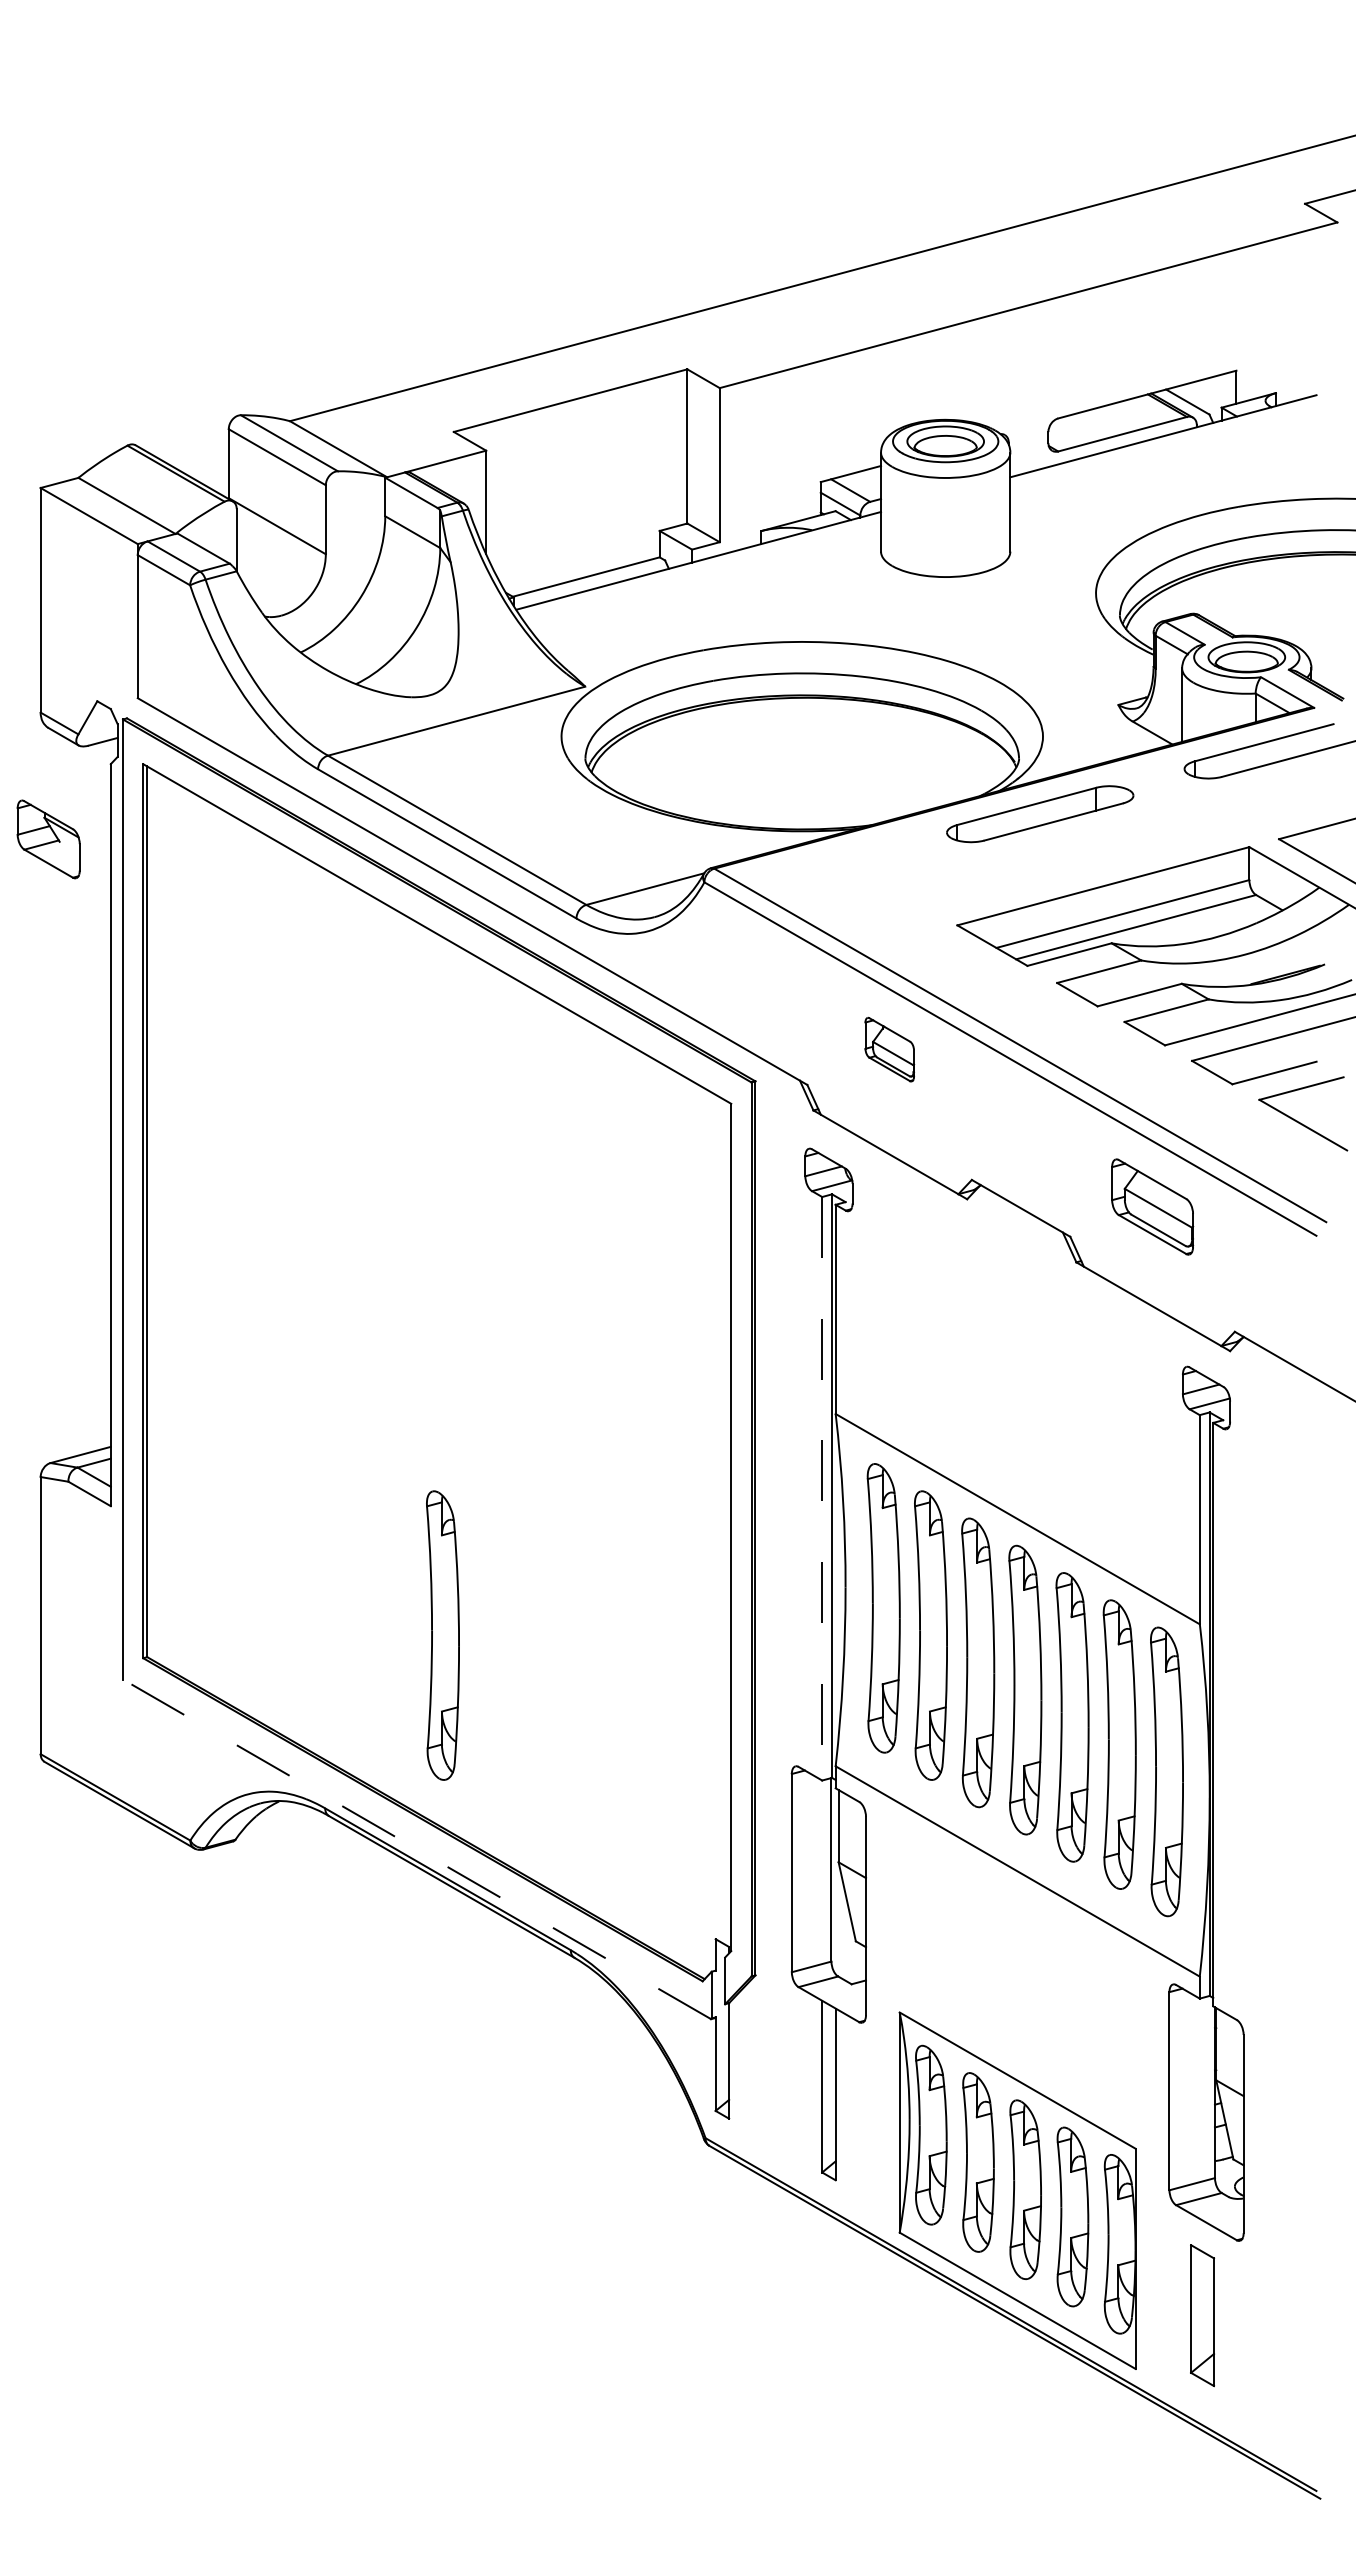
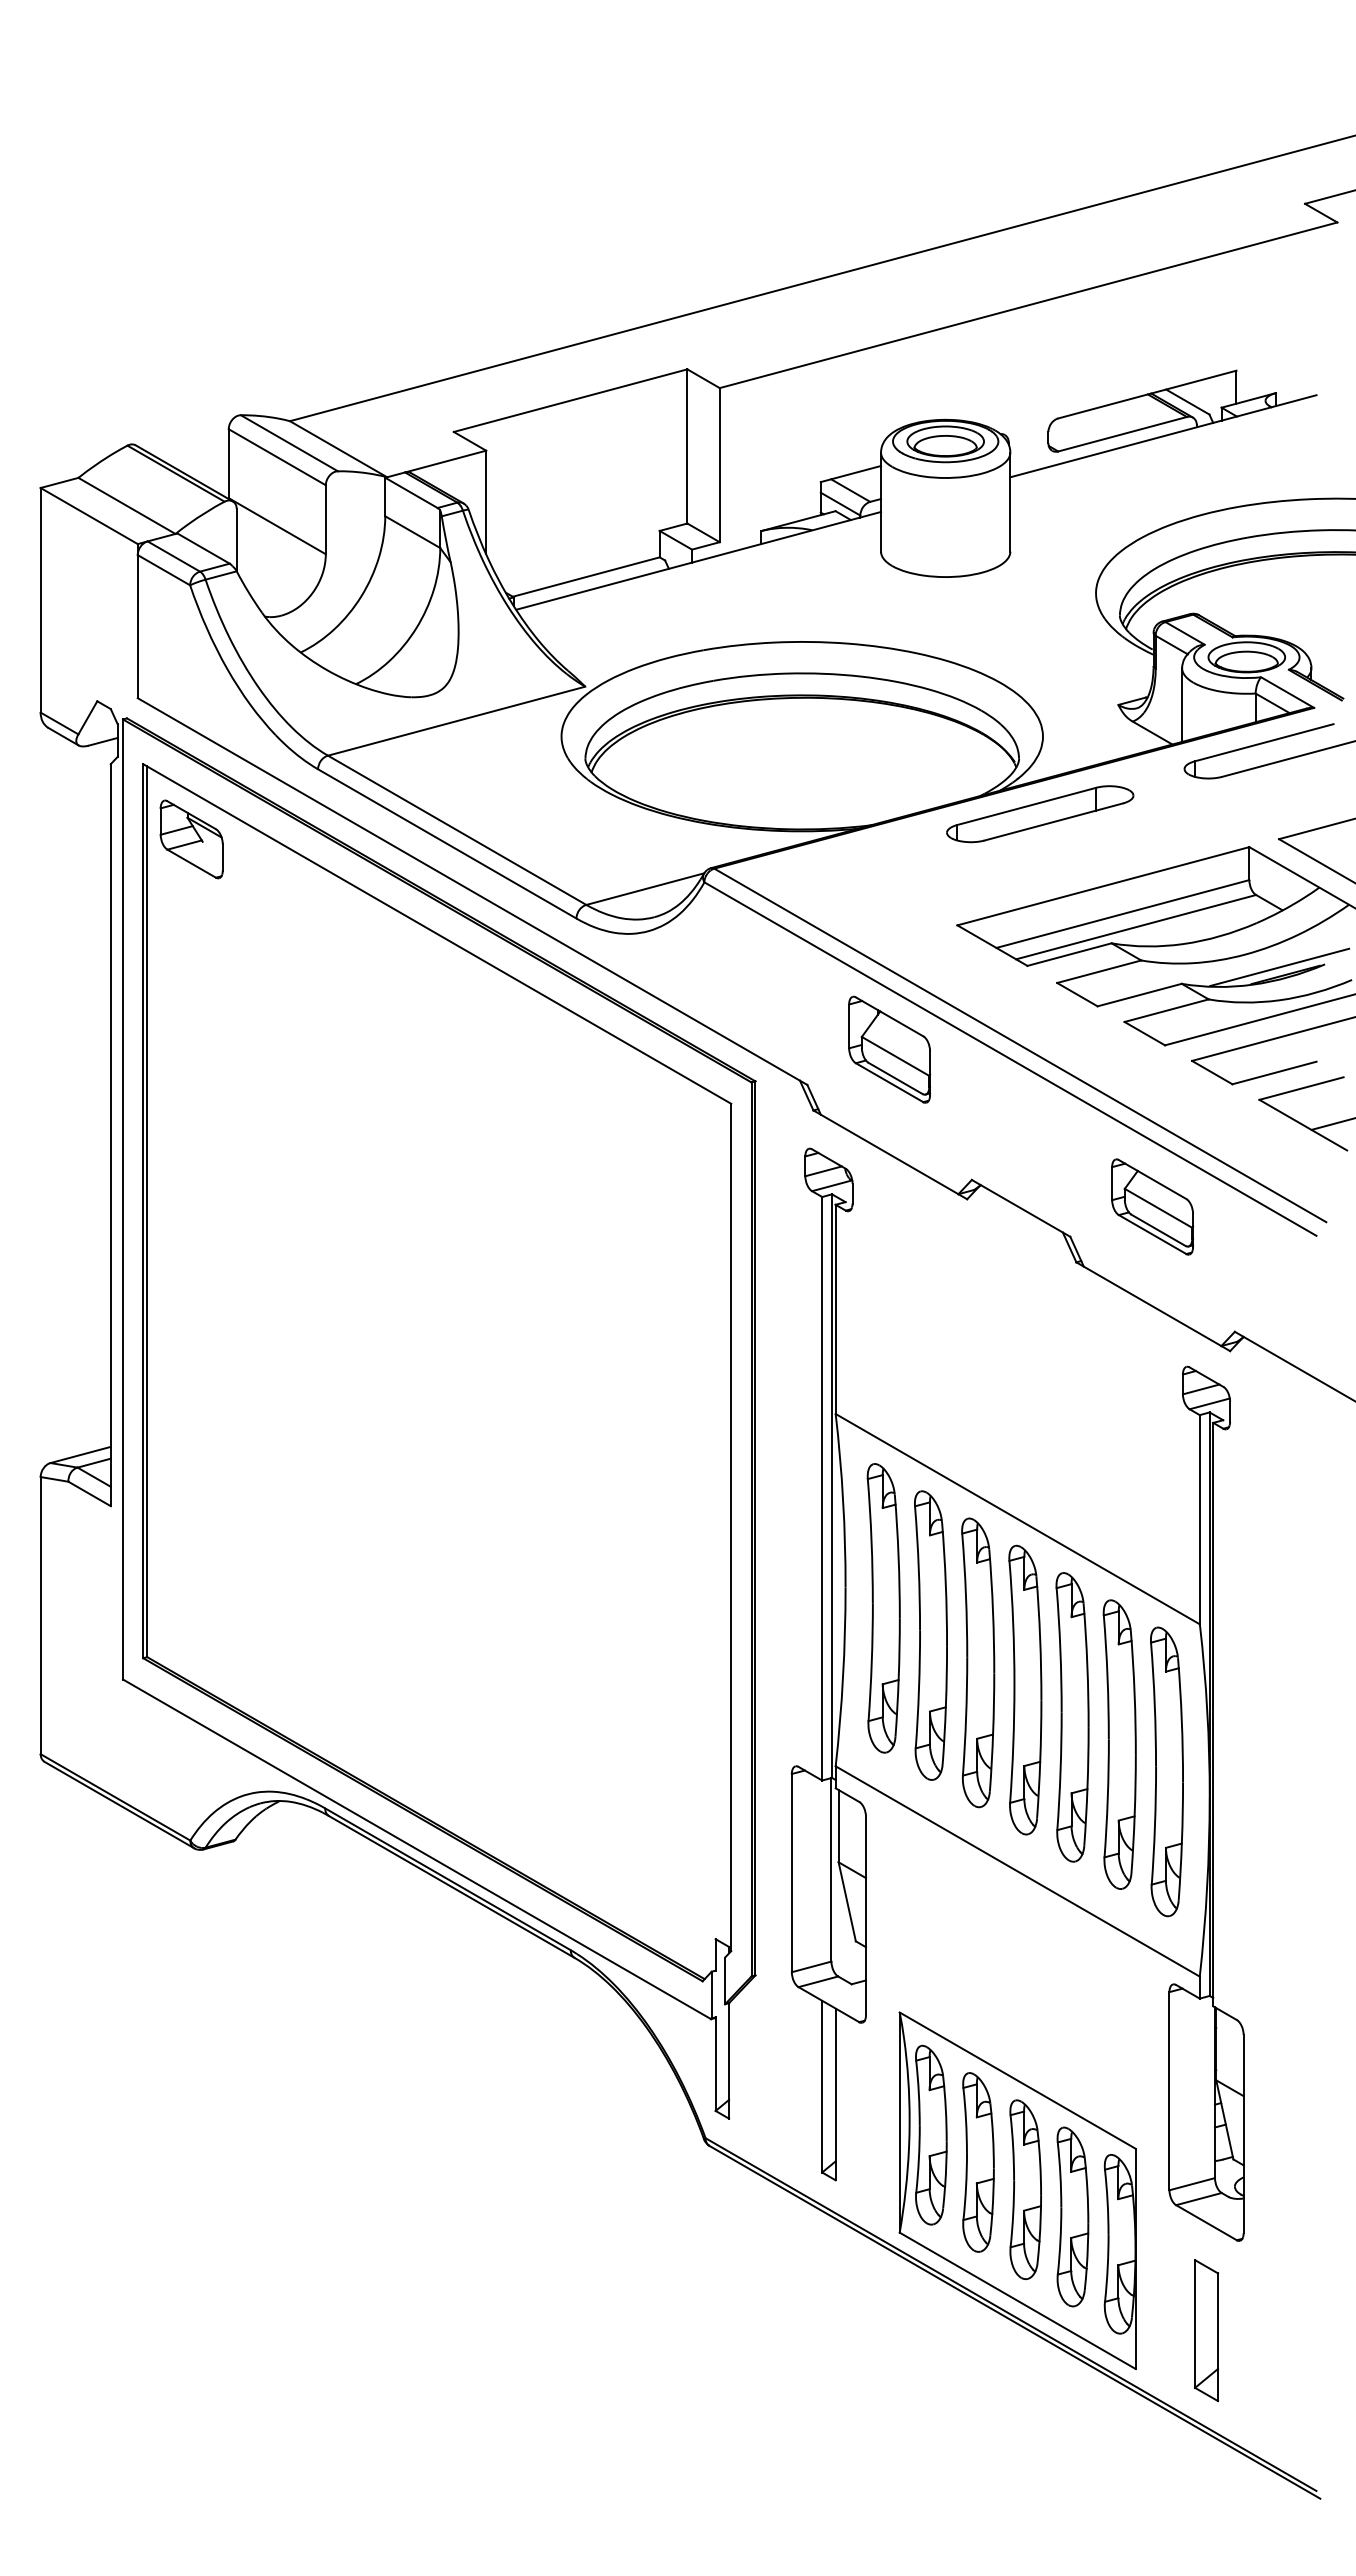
part position: (48, 839) -> (191, 839) (191, 839)
line: none -> present (1279, 967)
part size: 52x67 px -> 84x109 px (889, 1049)
line: none -> present (1331, 1124)
line: dashed -> solid (822, 1488)
part: present -> none (442, 1635)
line: dashed -> solid (417, 1849)
part position: (1202, 2315) -> (1206, 2330) (1206, 2330)
